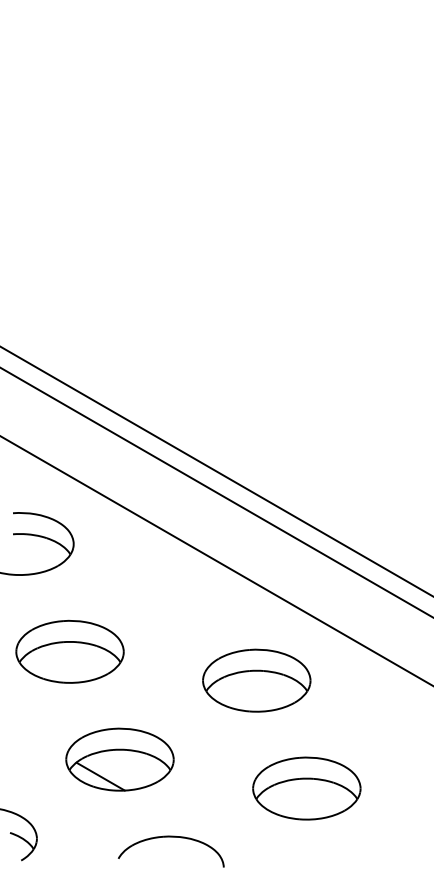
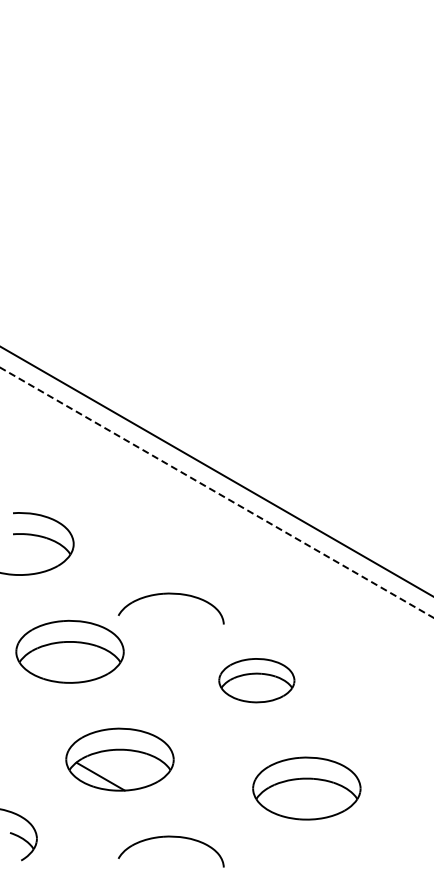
line: solid -> dashed (217, 492)
line: present -> none (216, 560)
part: none -> present (170, 594)
part size: 110x65 px -> 78x46 px (256, 680)
